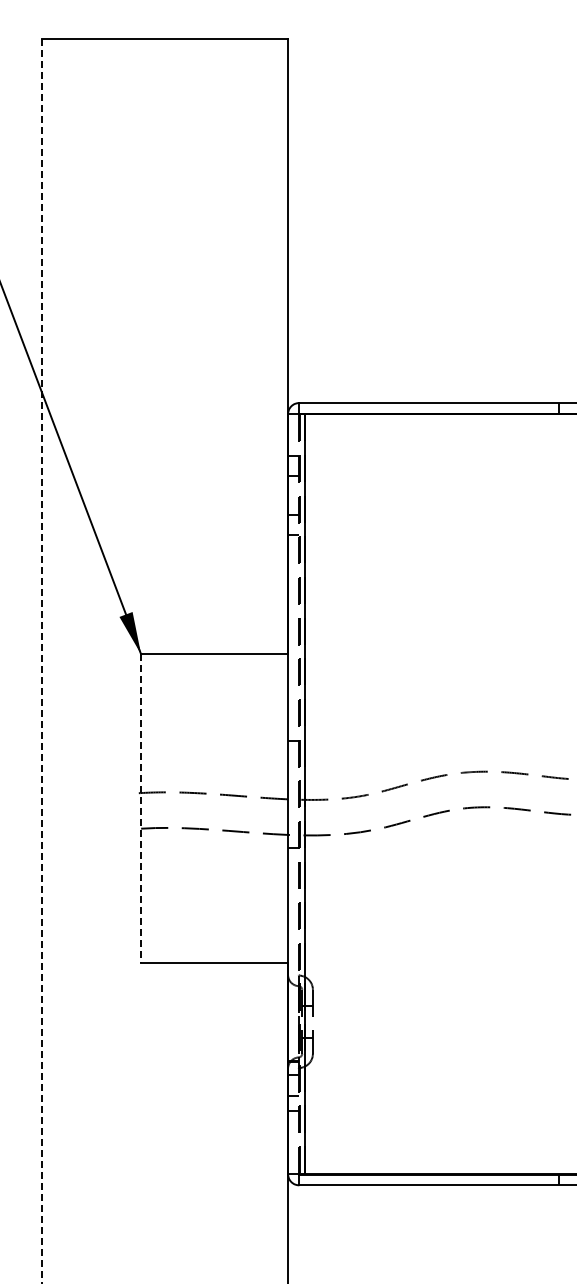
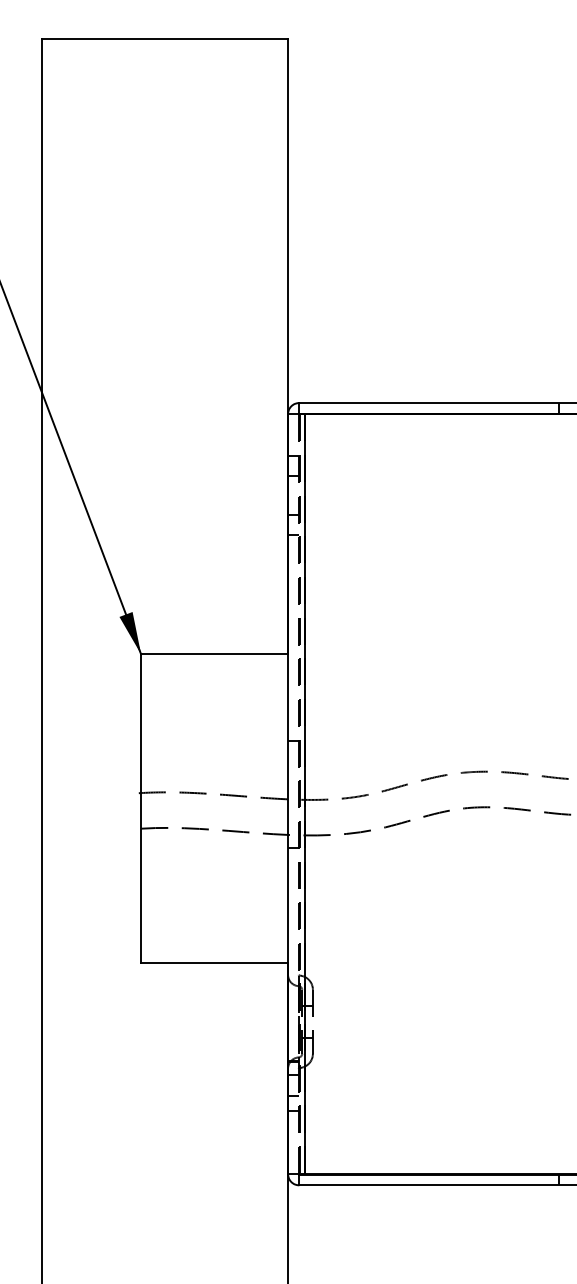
line: dashed -> solid (42, 661)
line: dashed -> solid (141, 809)
